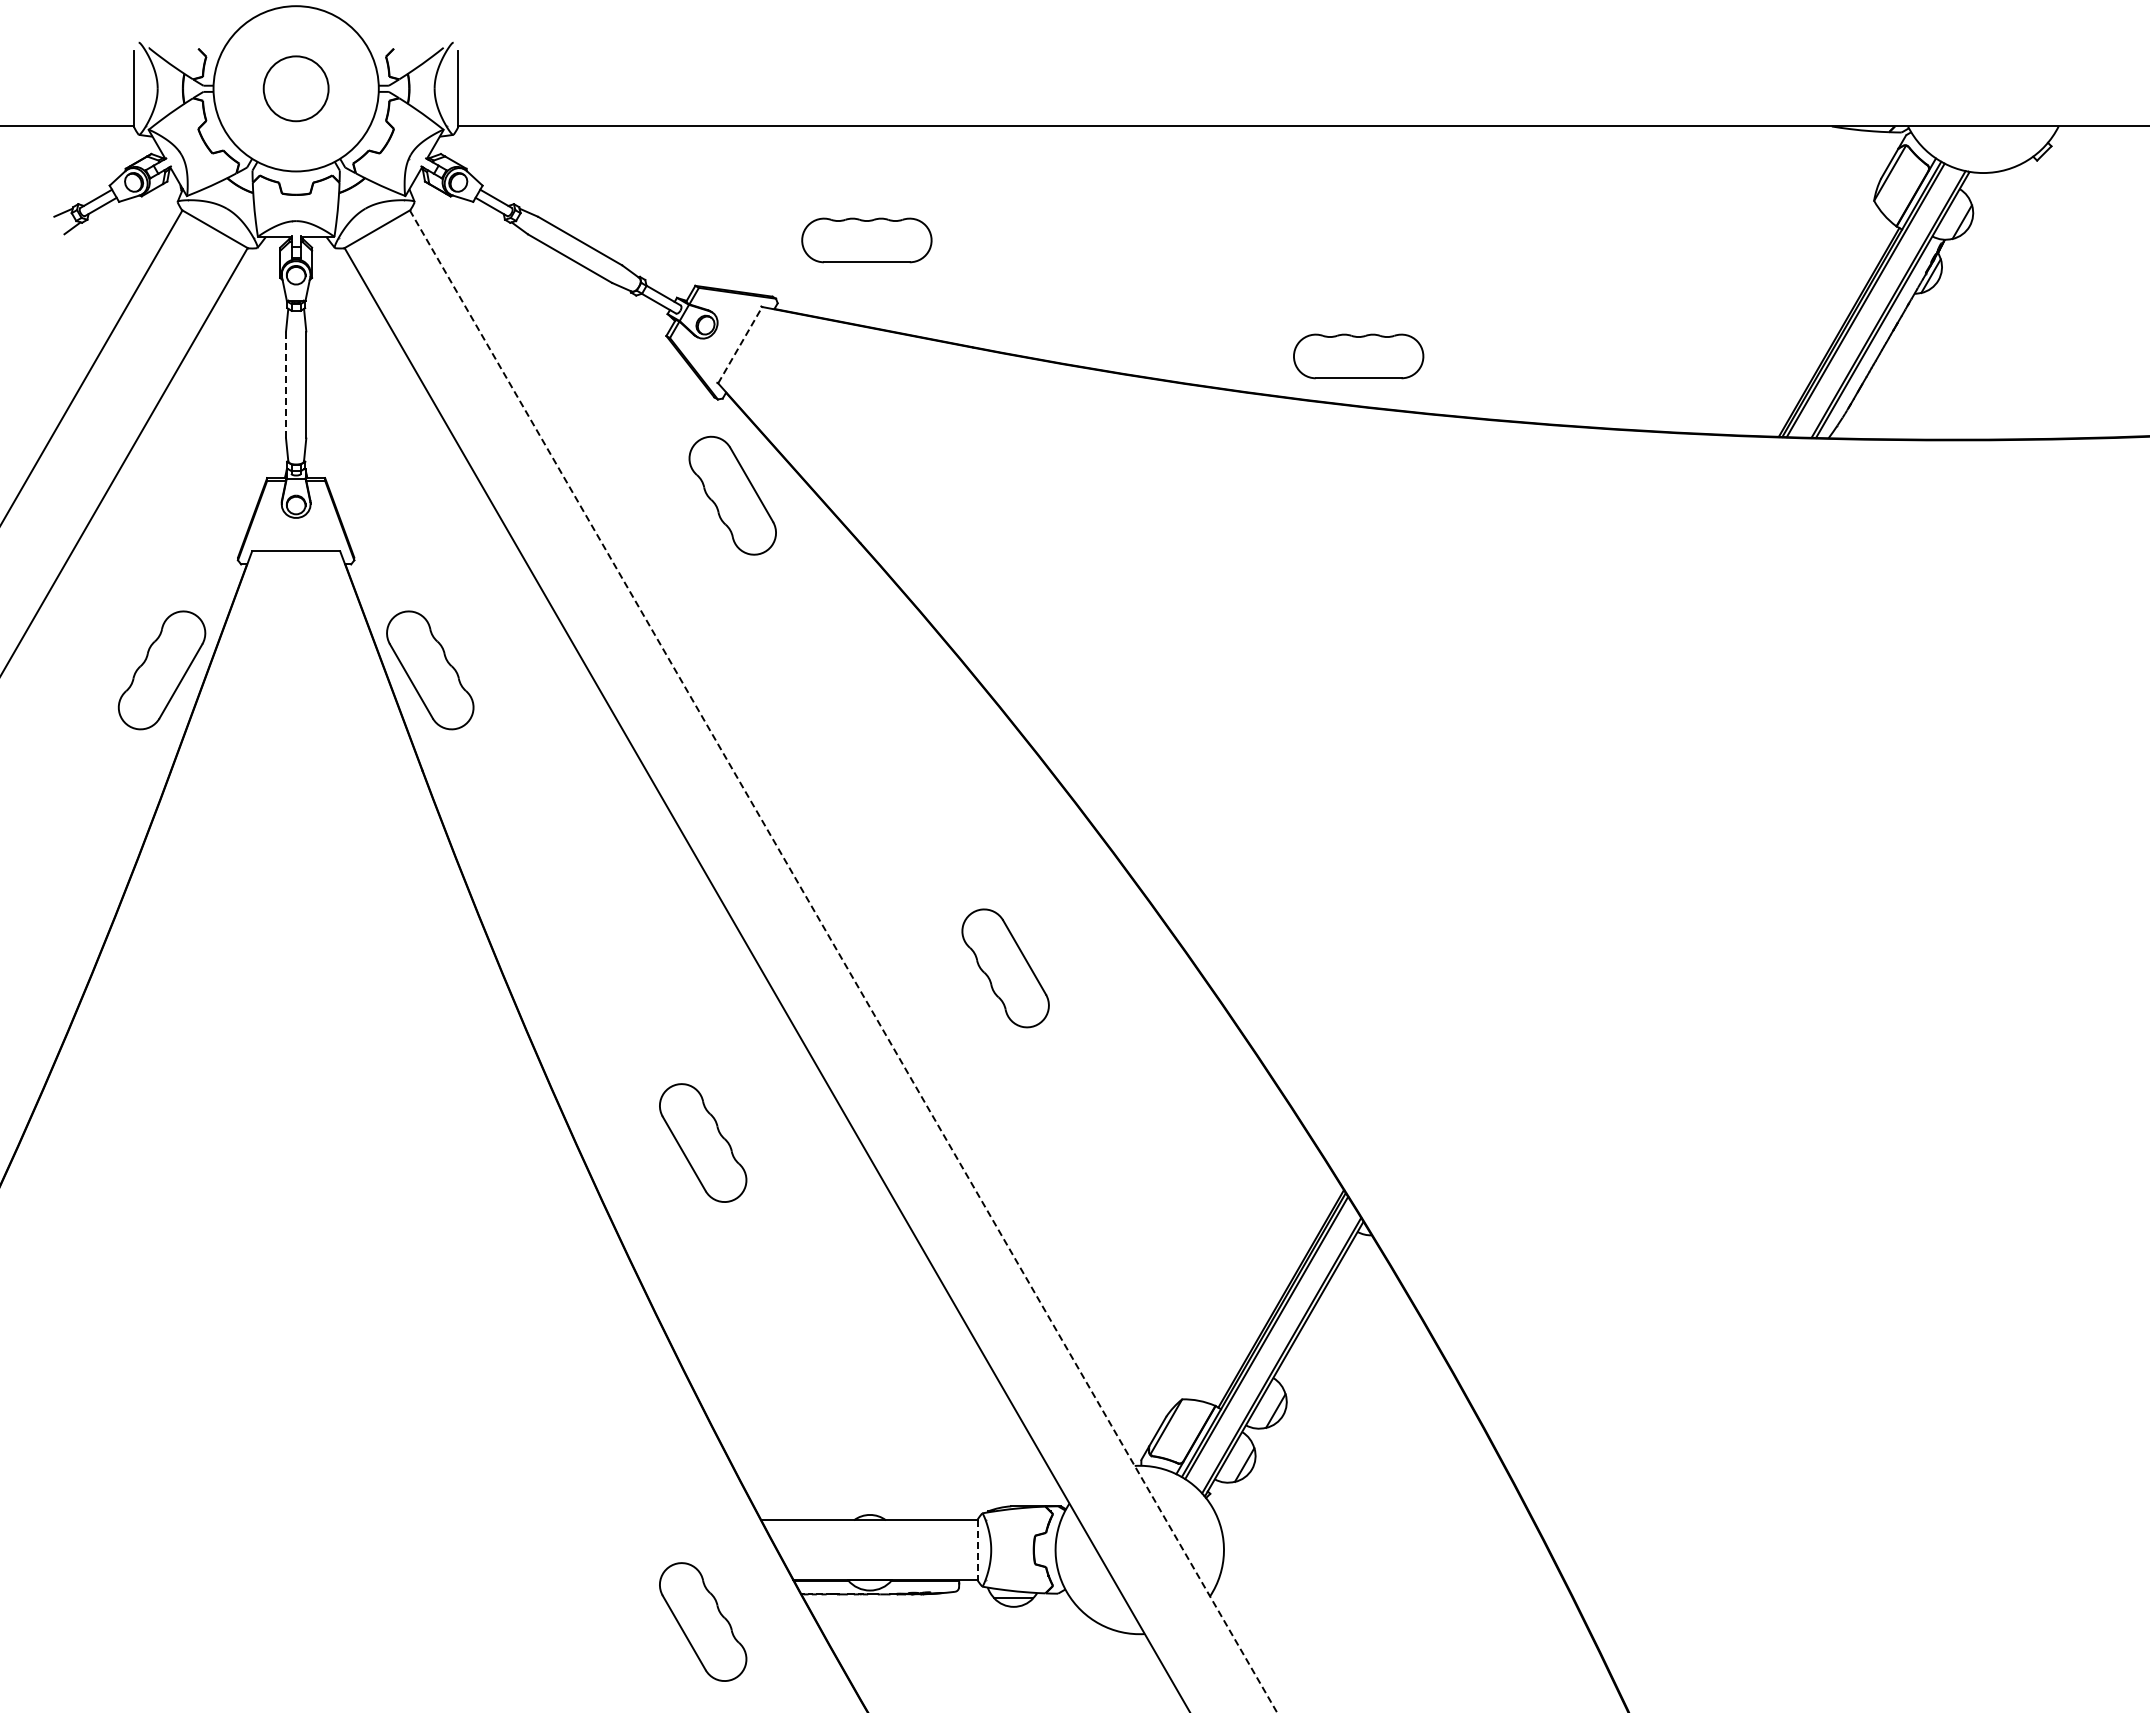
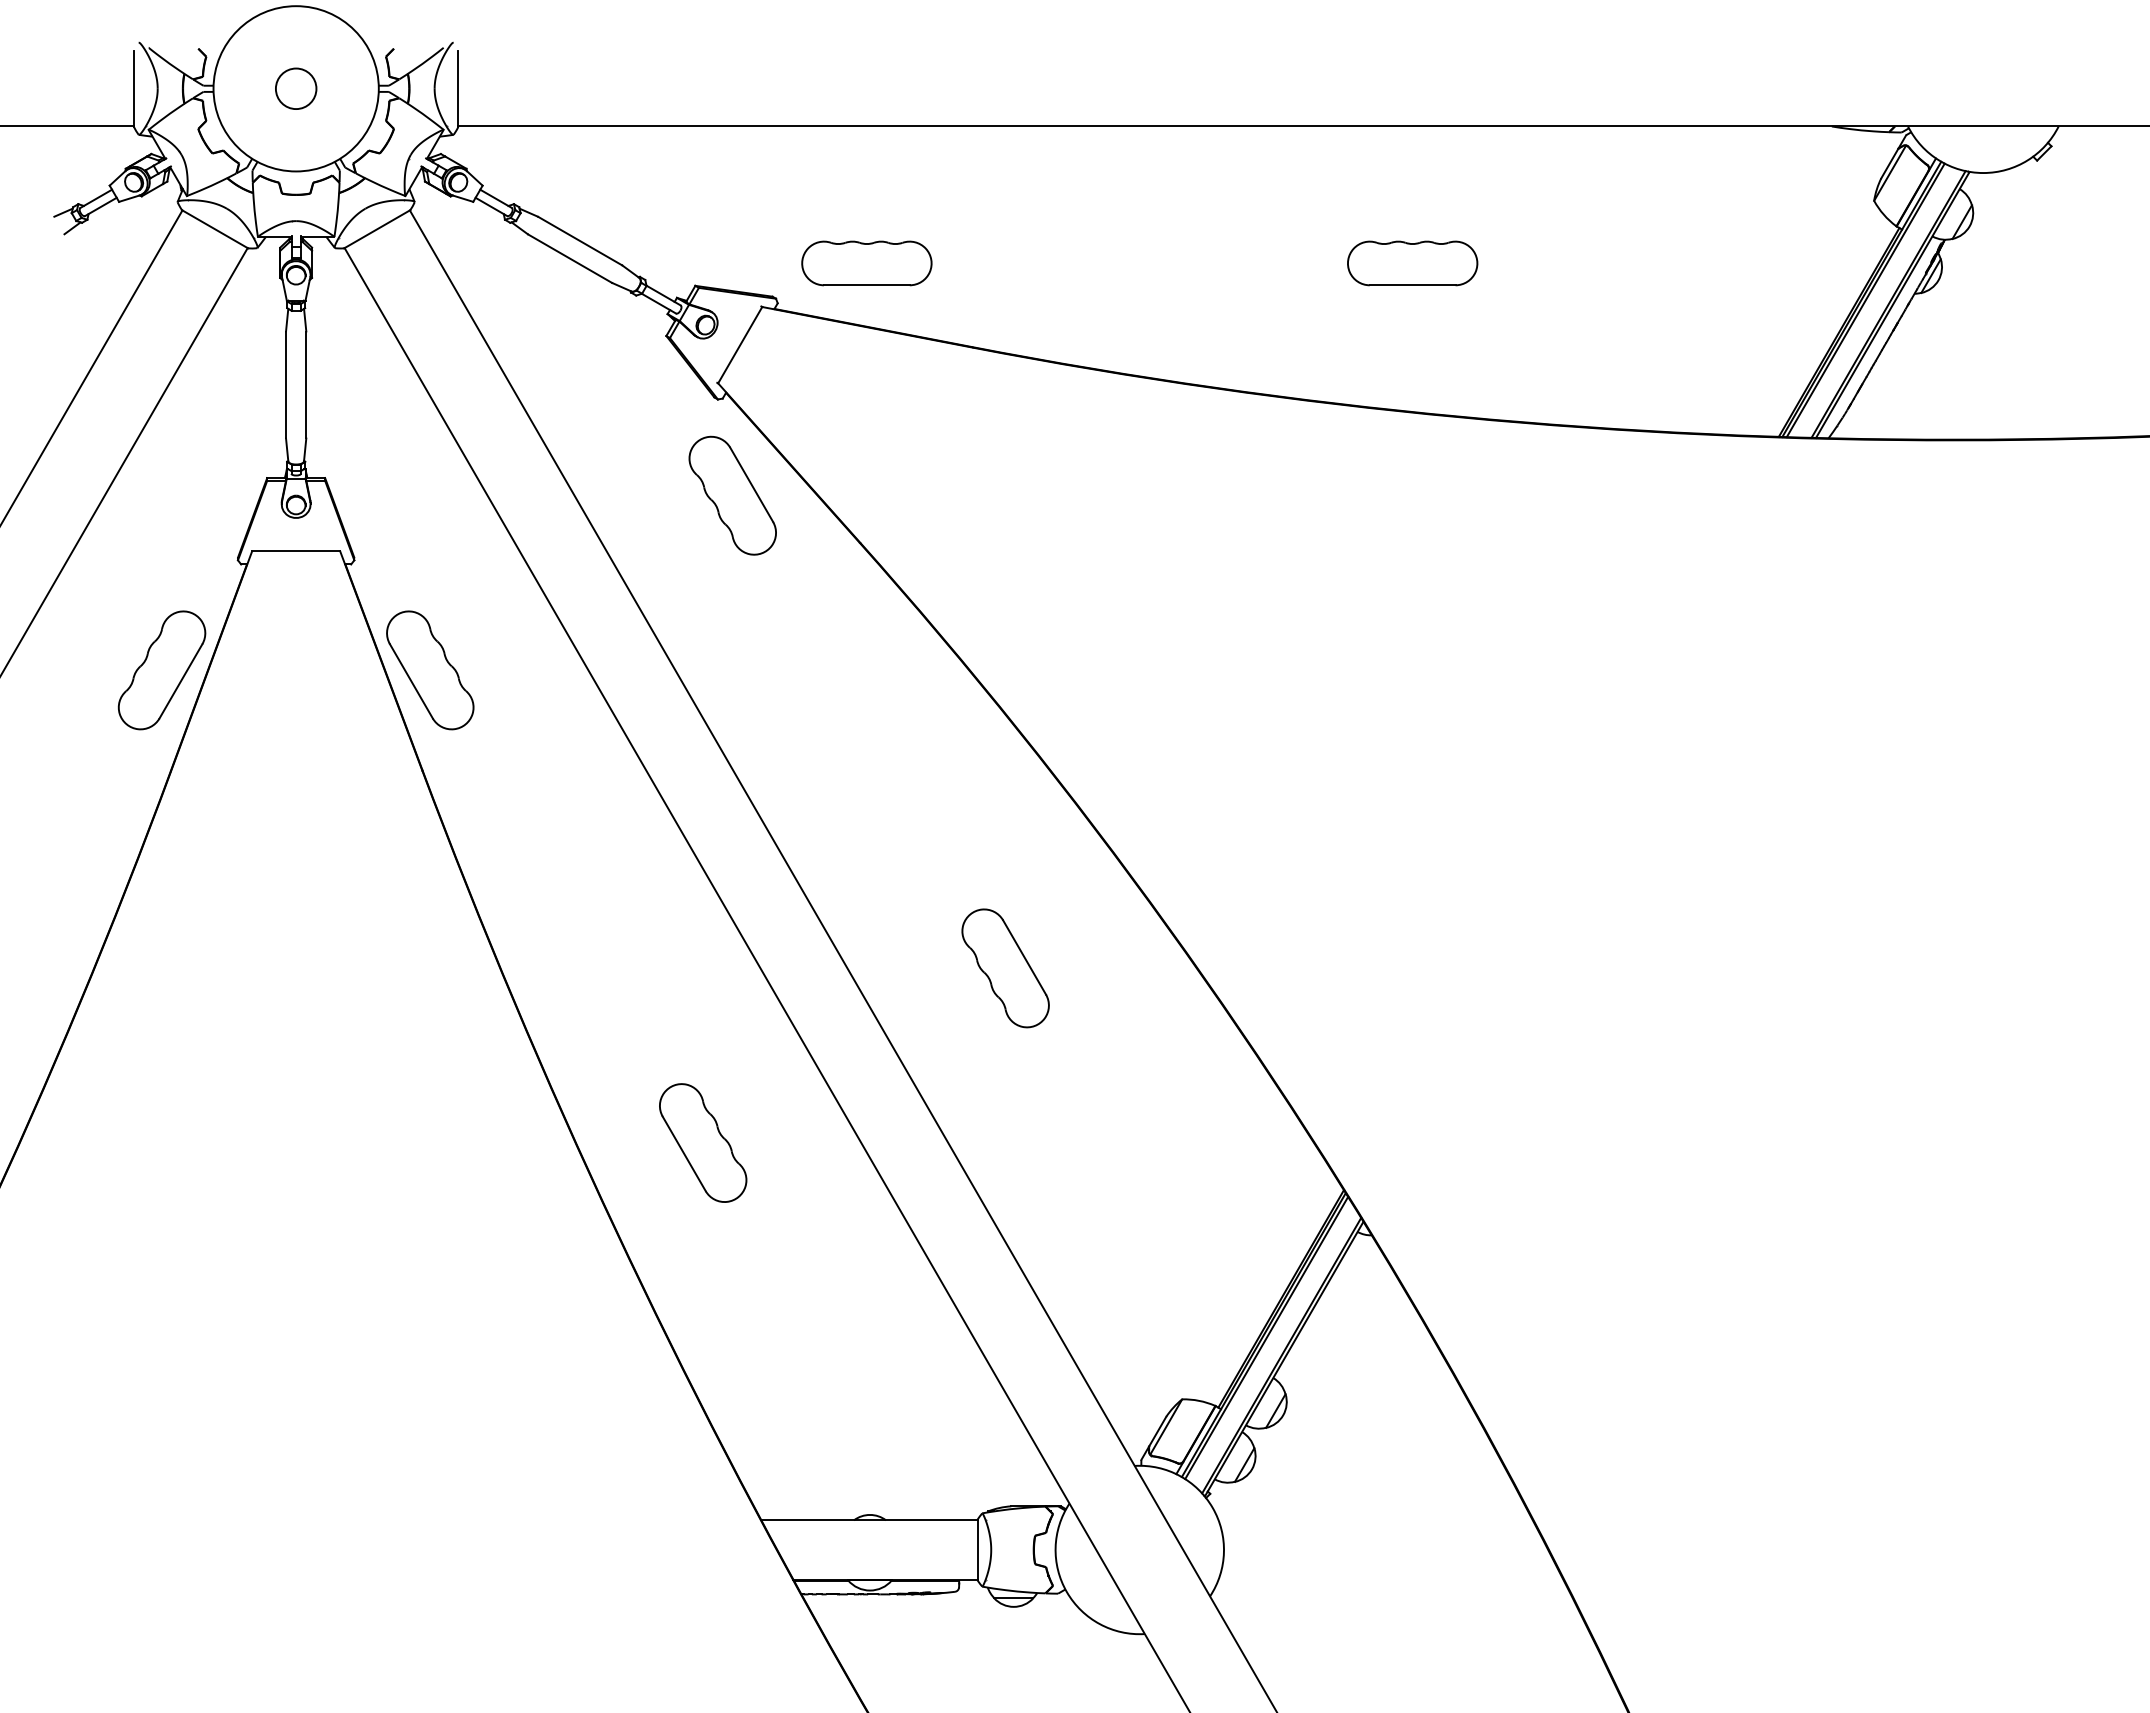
circle diameter: 65 px -> 41 px (295, 88)
part position: (866, 240) -> (866, 263) (866, 263)
line: dashed -> solid (740, 344)
part position: (1358, 356) -> (1412, 263) (1412, 263)
line: dashed -> solid (286, 384)
line: dashed -> solid (843, 961)
line: dashed -> solid (977, 1550)
part: present -> none (703, 1621)
